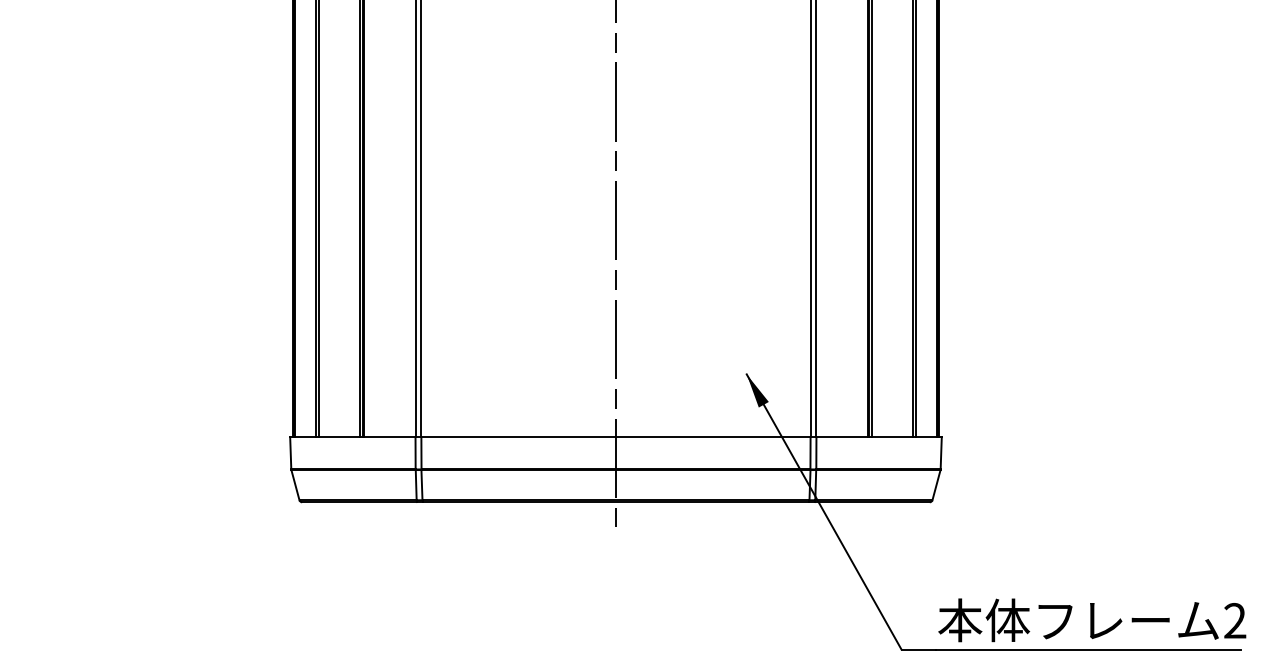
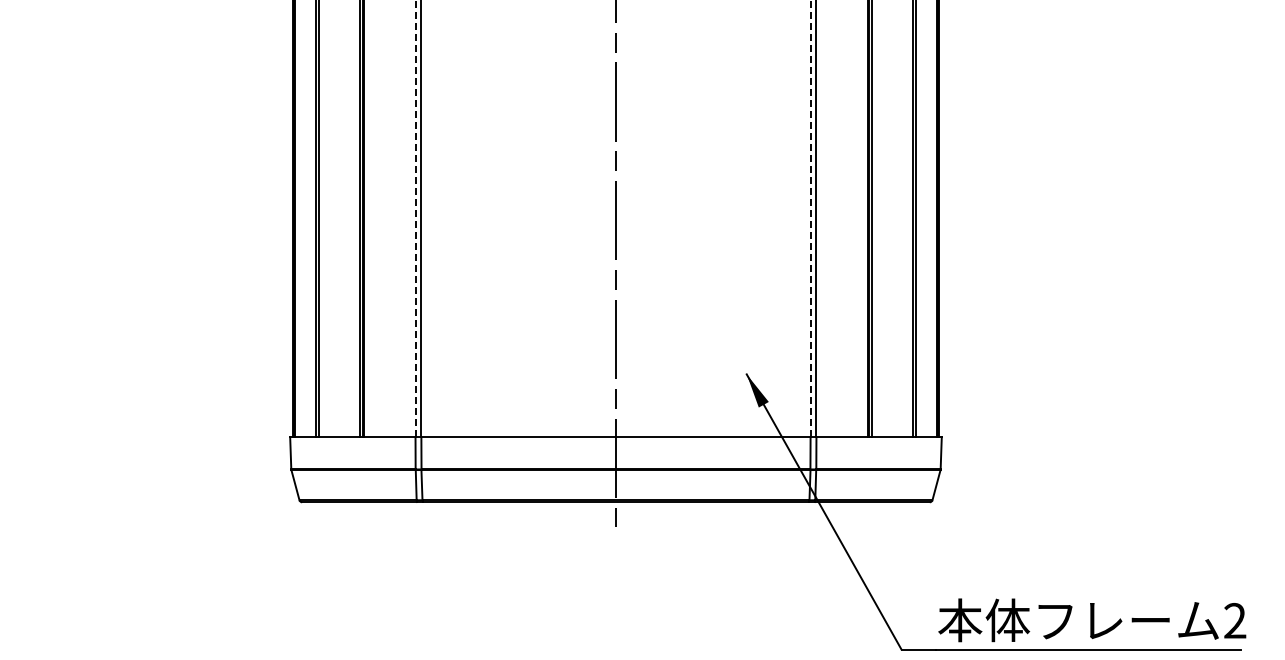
line: solid -> dashed (416, 218)
line: solid -> dashed (810, 218)
